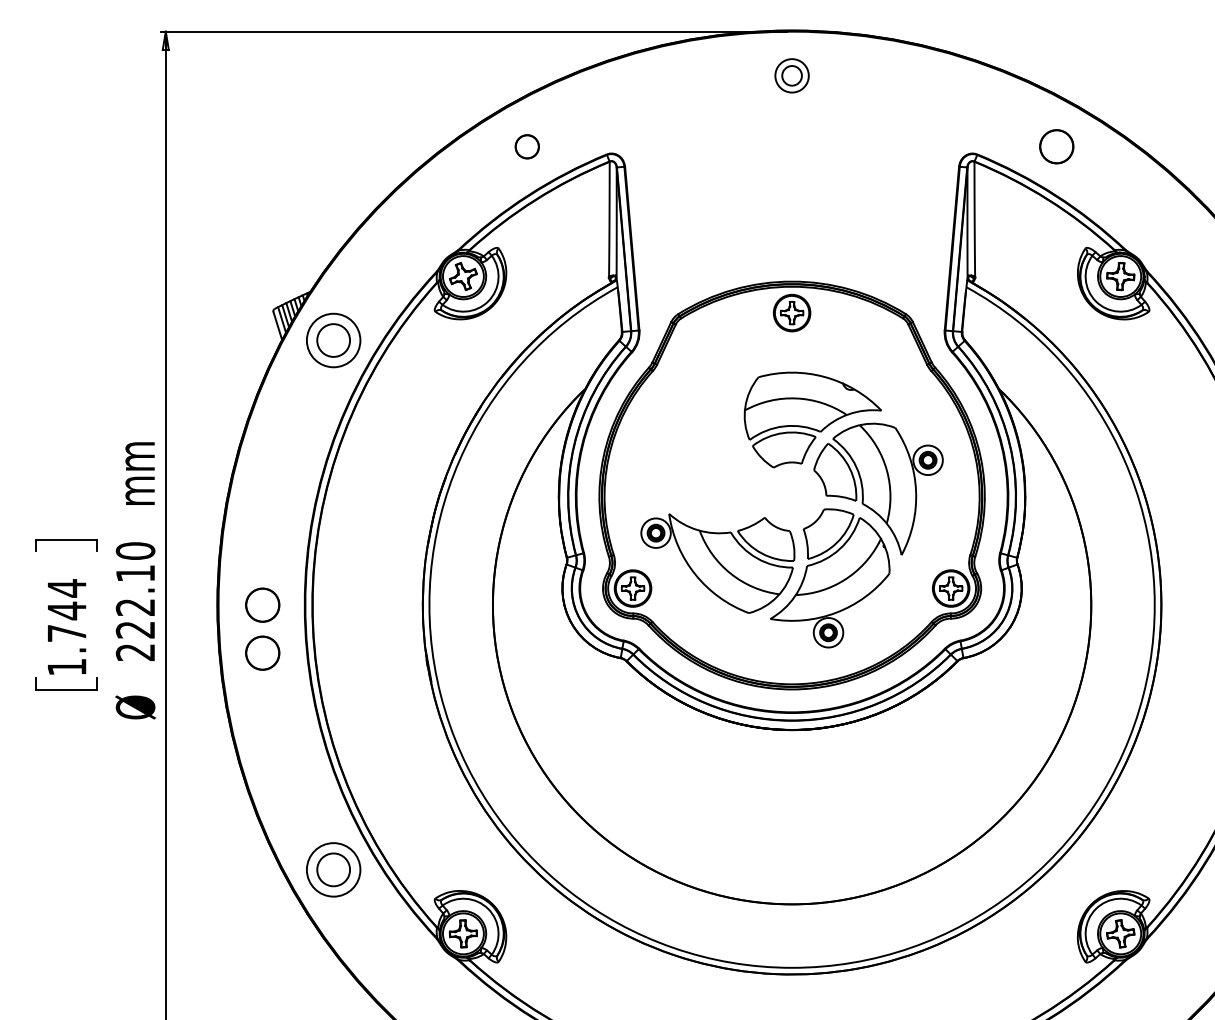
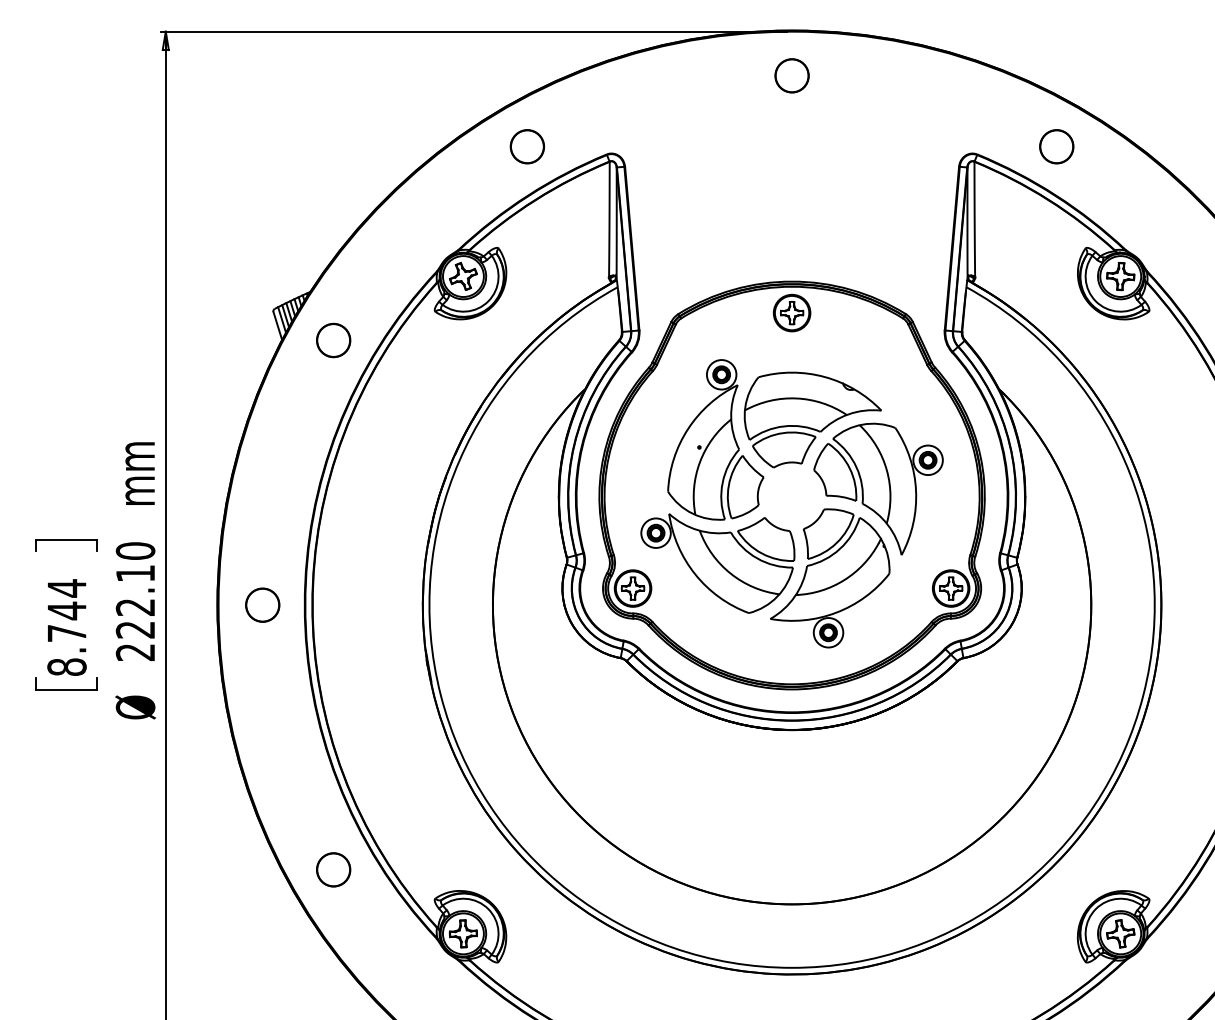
circle diameter: 20 px -> 33 px (791, 75)
circle size: 26x26 px -> 36x36 px (526, 146)
circle diameter: 54 px -> 33 px (333, 340)
part: none -> present (715, 439)
circle: present -> none (262, 652)
text: 1.744 -> 8.744 (66, 666)
circle diameter: 54 px -> 33 px (333, 869)
